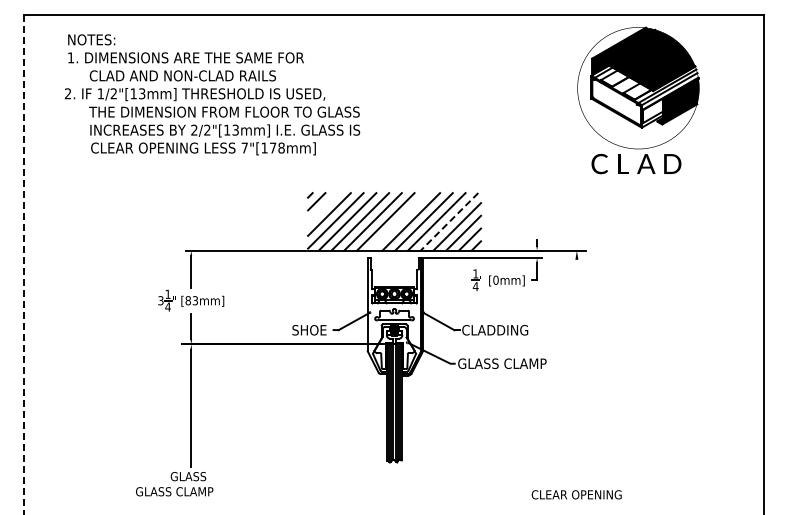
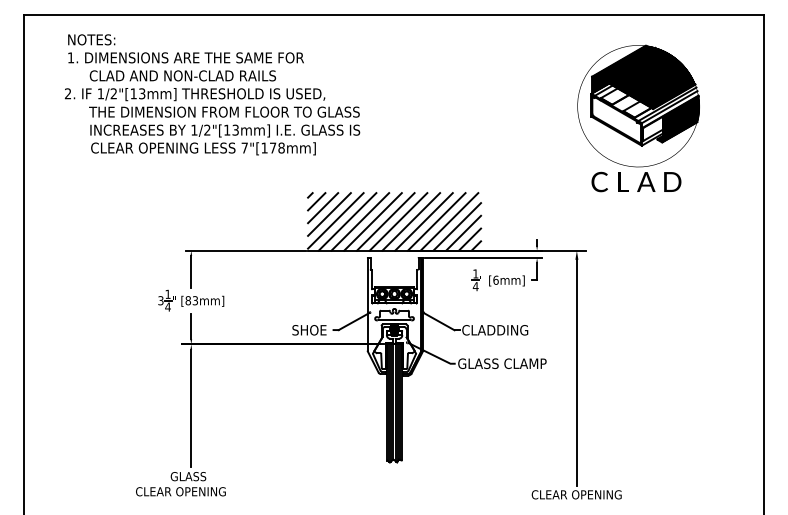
part position: (638, 100) -> (638, 118) (638, 118)
text: 2/2"[13mm] -> 1/2"[13mm] (194, 129)
line: none -> present (323, 208)
line: none -> present (398, 221)
line: dashed -> solid (449, 221)
line: dashed -> solid (23, 265)
text: [0mm] -> [6mm] (495, 279)
line: none -> present (576, 372)
text: GLASS CLAMP -> CLEAR OPENING (182, 491)
